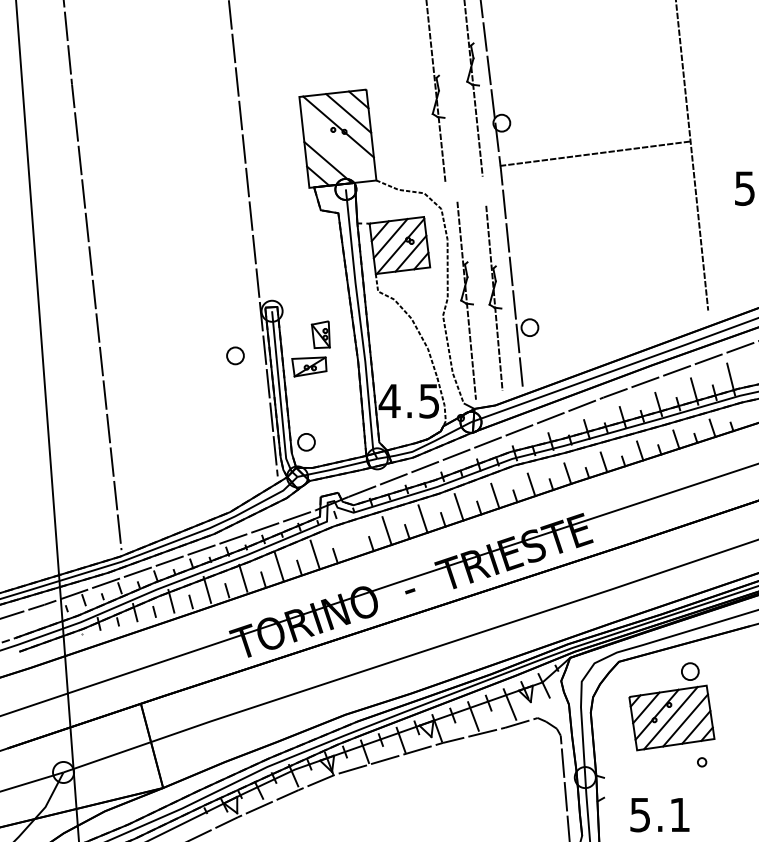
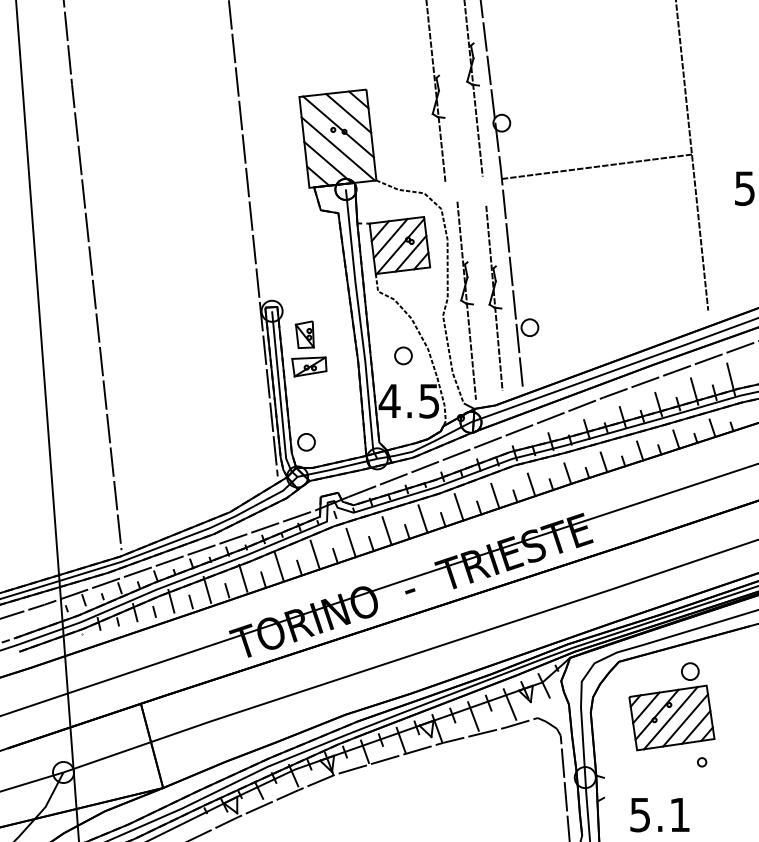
line: none -> present (338, 148)
line position: (594, 153) -> (596, 166) (596, 166)
part position: (320, 334) -> (304, 334) (304, 334)
part position: (235, 355) -> (403, 355) (403, 355)
line: none -> present (350, 542)
